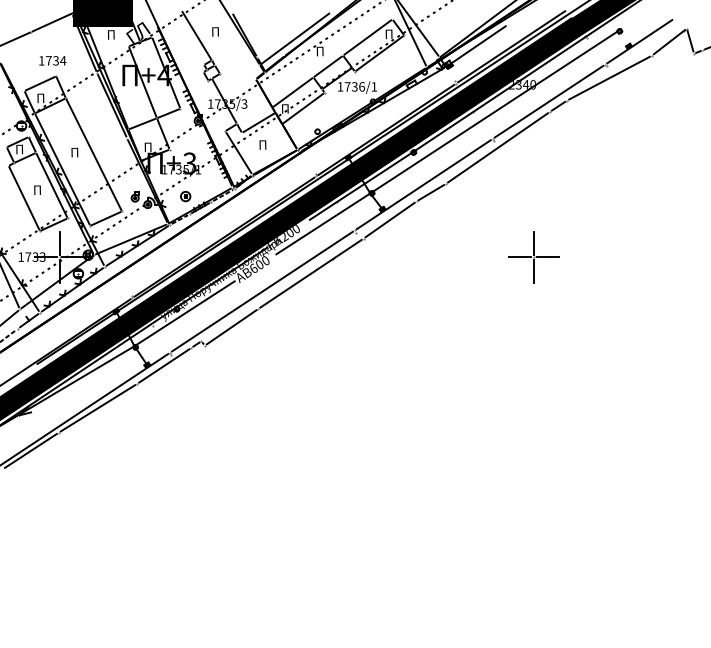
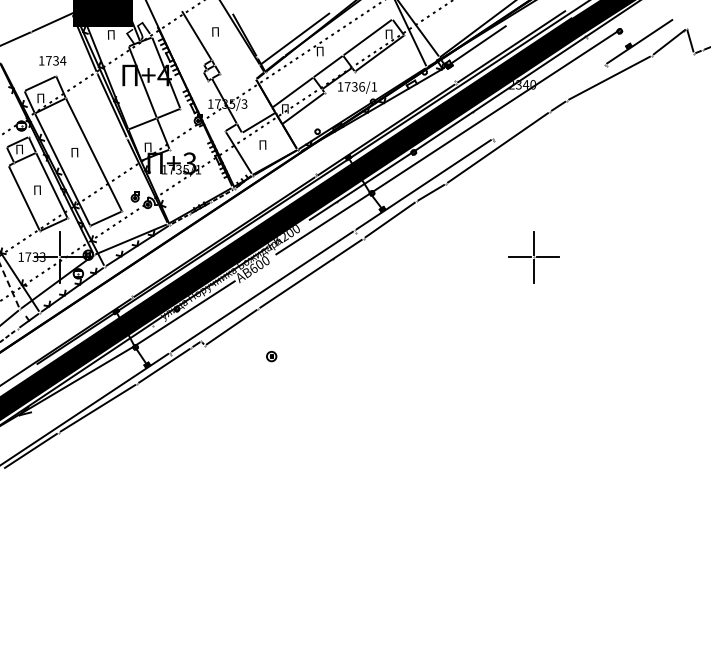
line: present -> none (548, 101)
part position: (185, 196) -> (271, 356) (271, 356)
line: solid -> dashed (9, 285)
